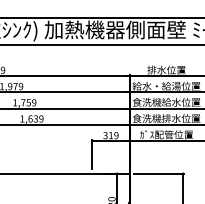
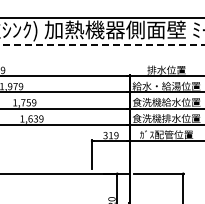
line: solid -> dashed (102, 44)
